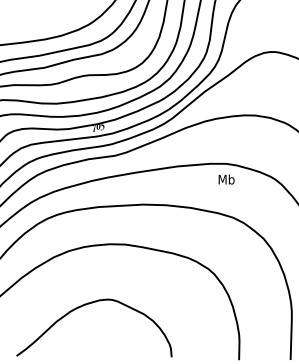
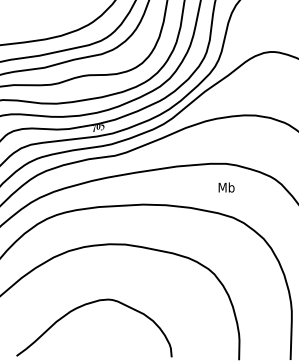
text position: (226, 179) -> (226, 187) (226, 187)
